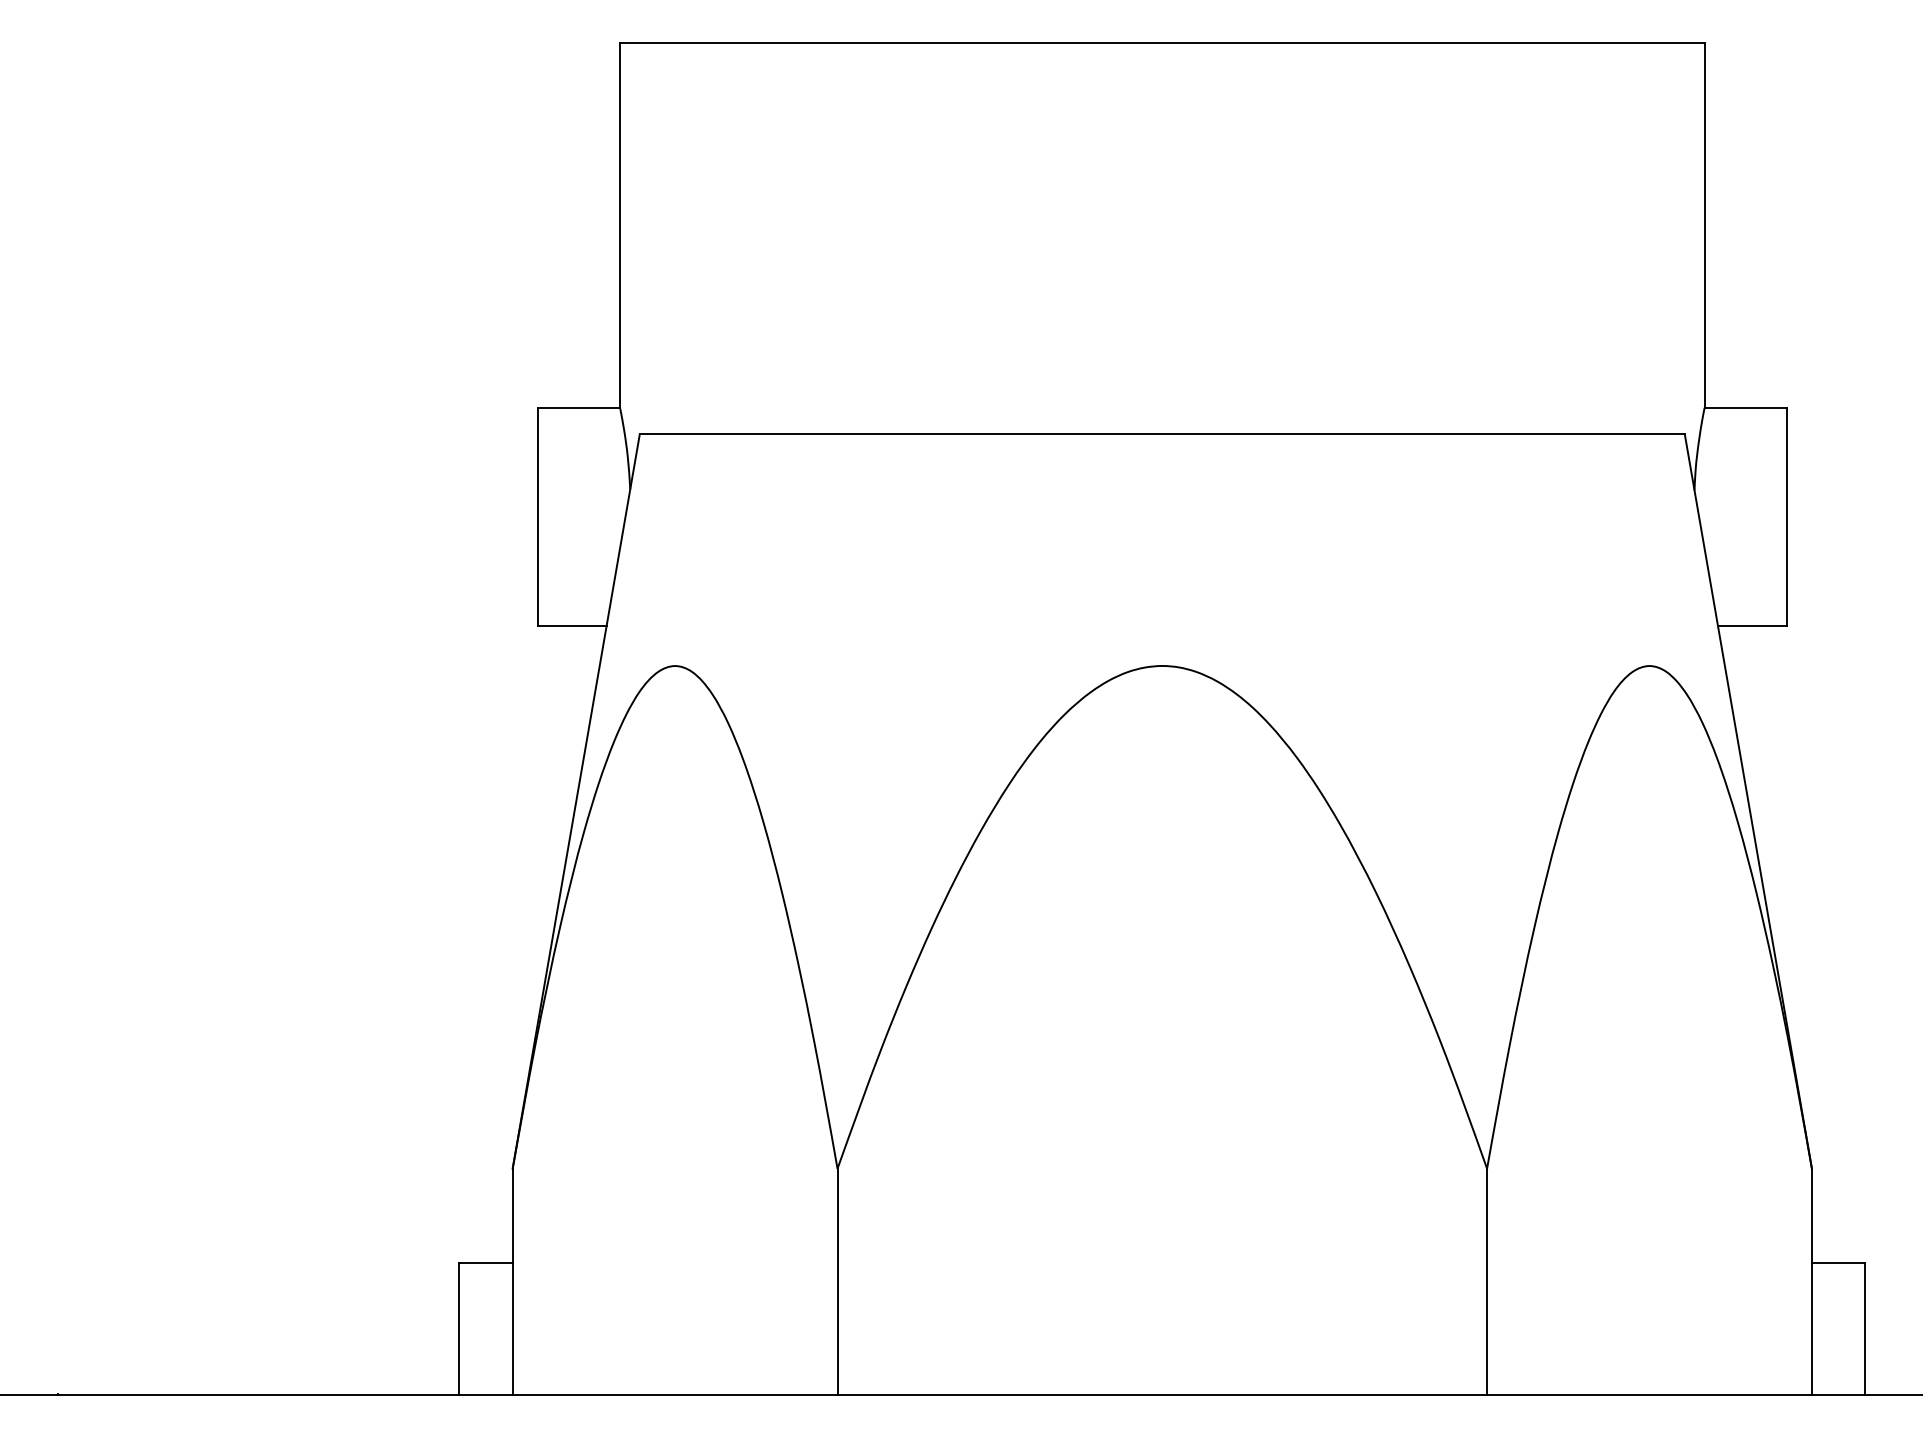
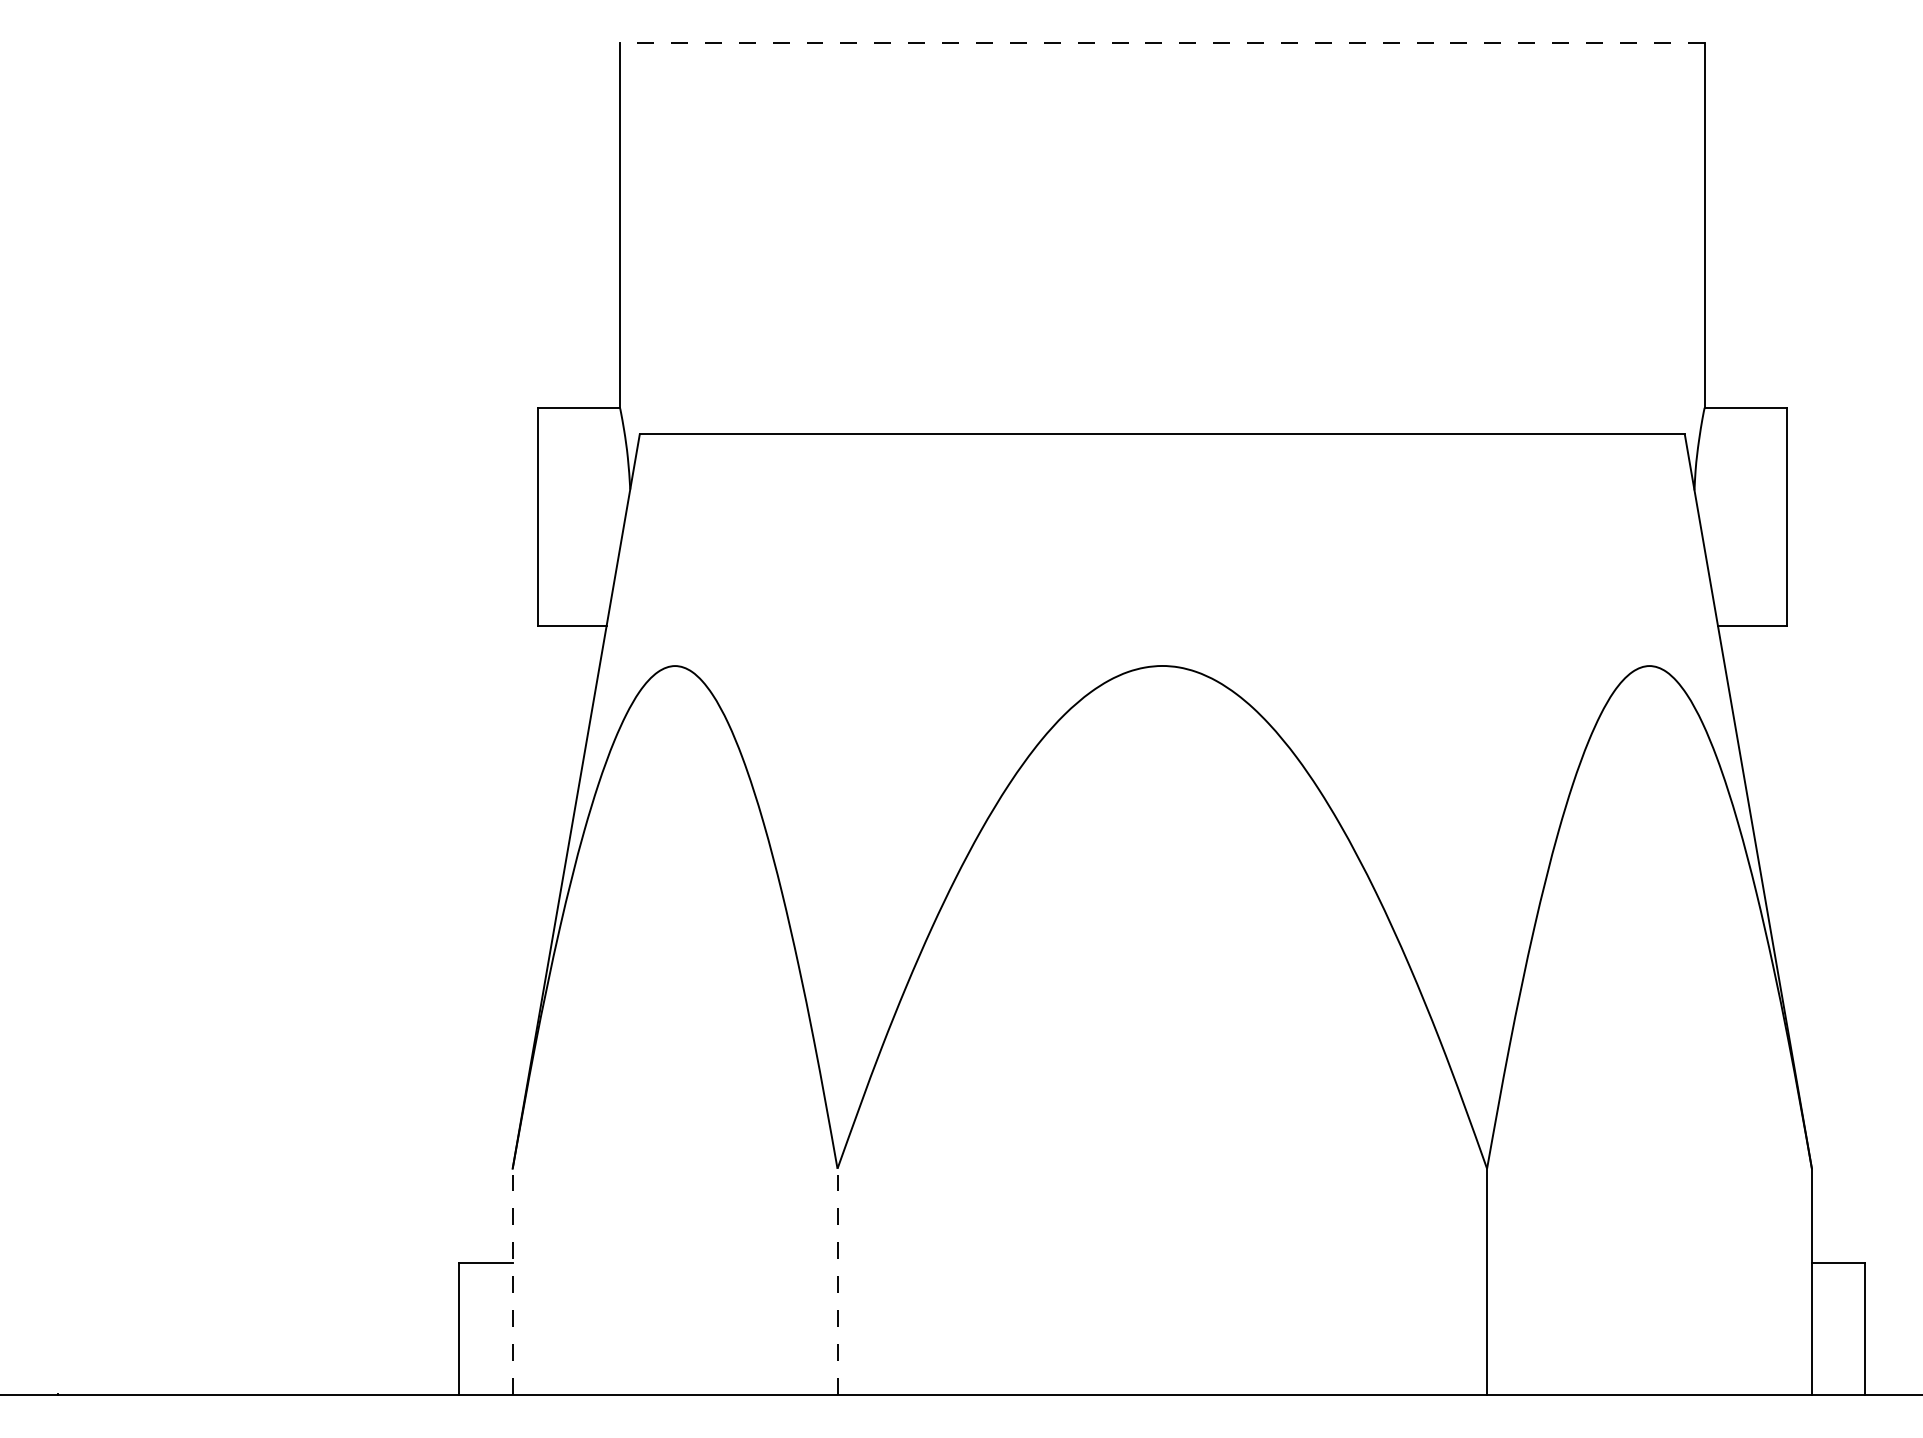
line: solid -> dashed (1161, 43)
line: solid -> dashed (512, 1281)
line: solid -> dashed (837, 1281)
